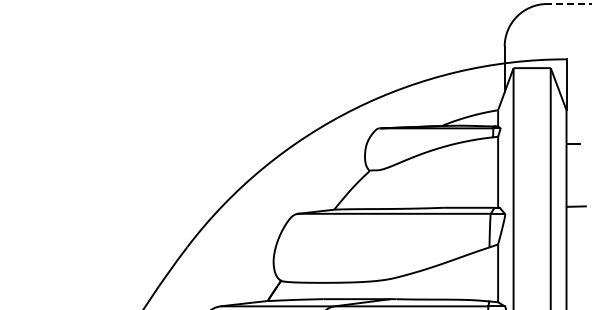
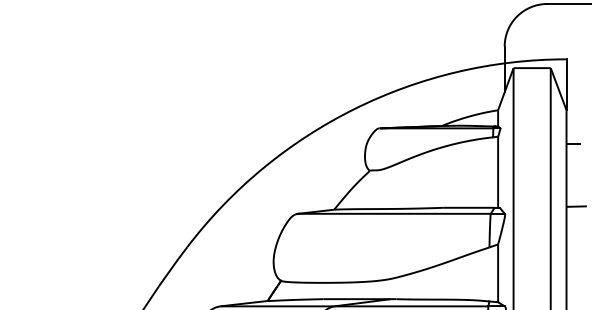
line: dashed -> solid (569, 4)
